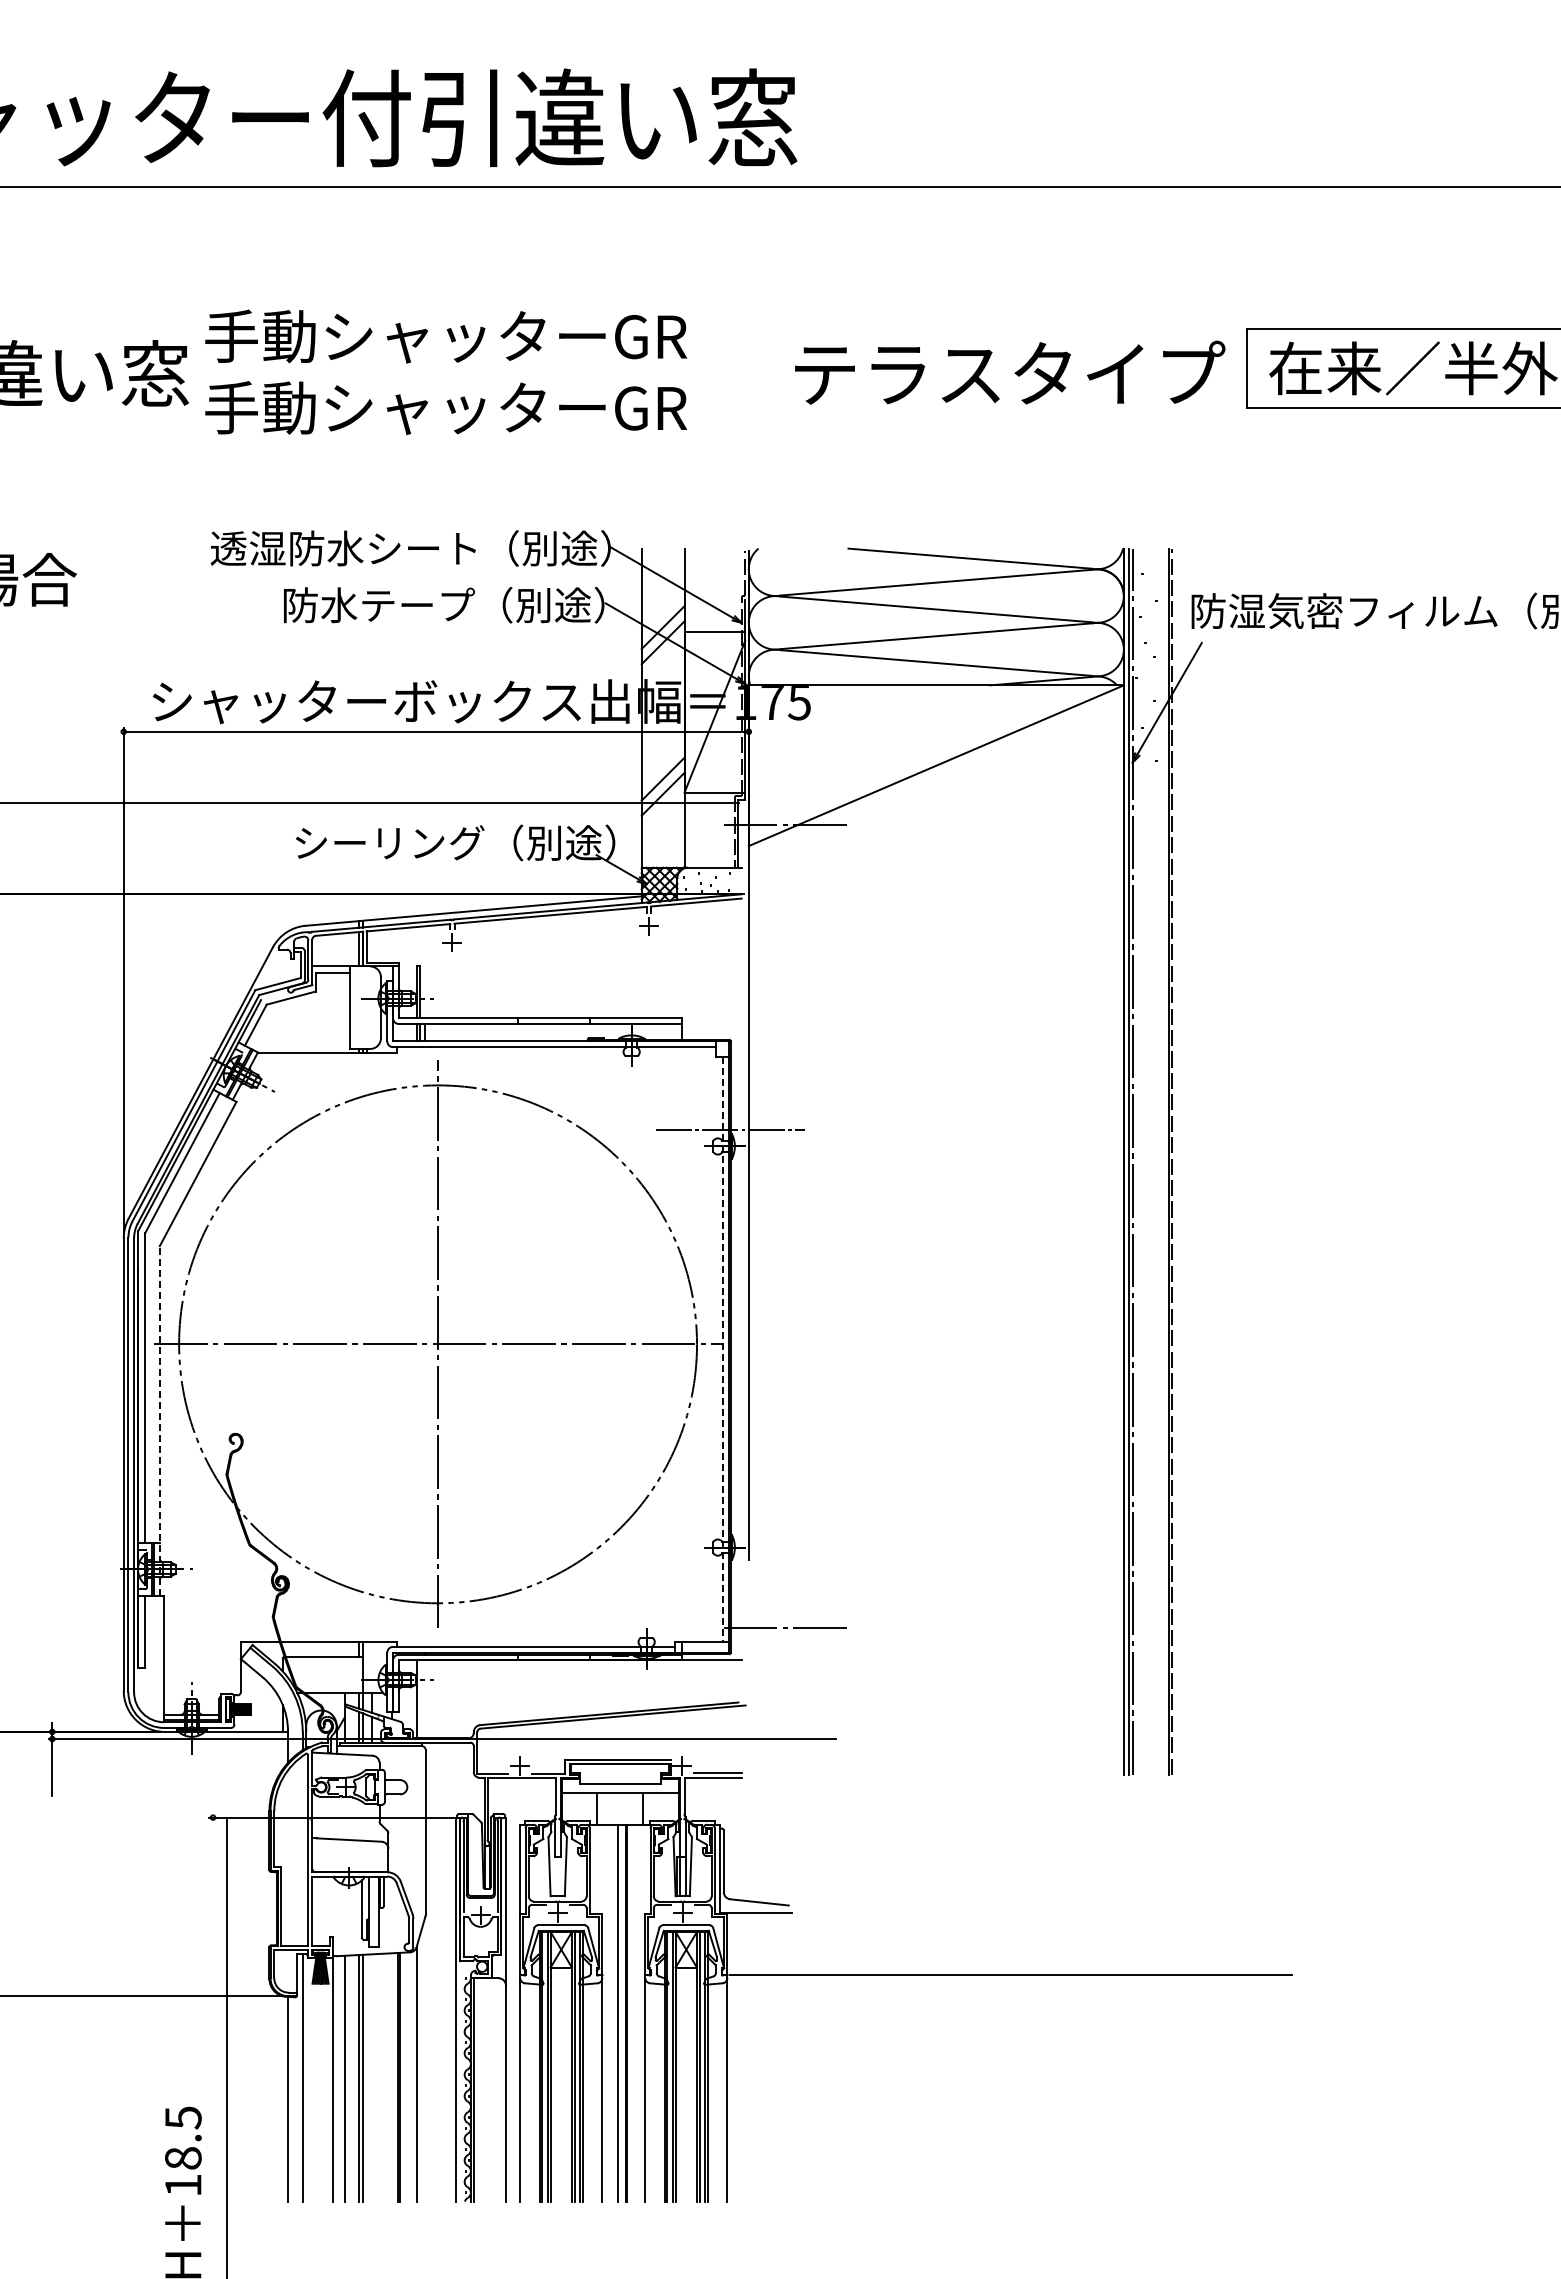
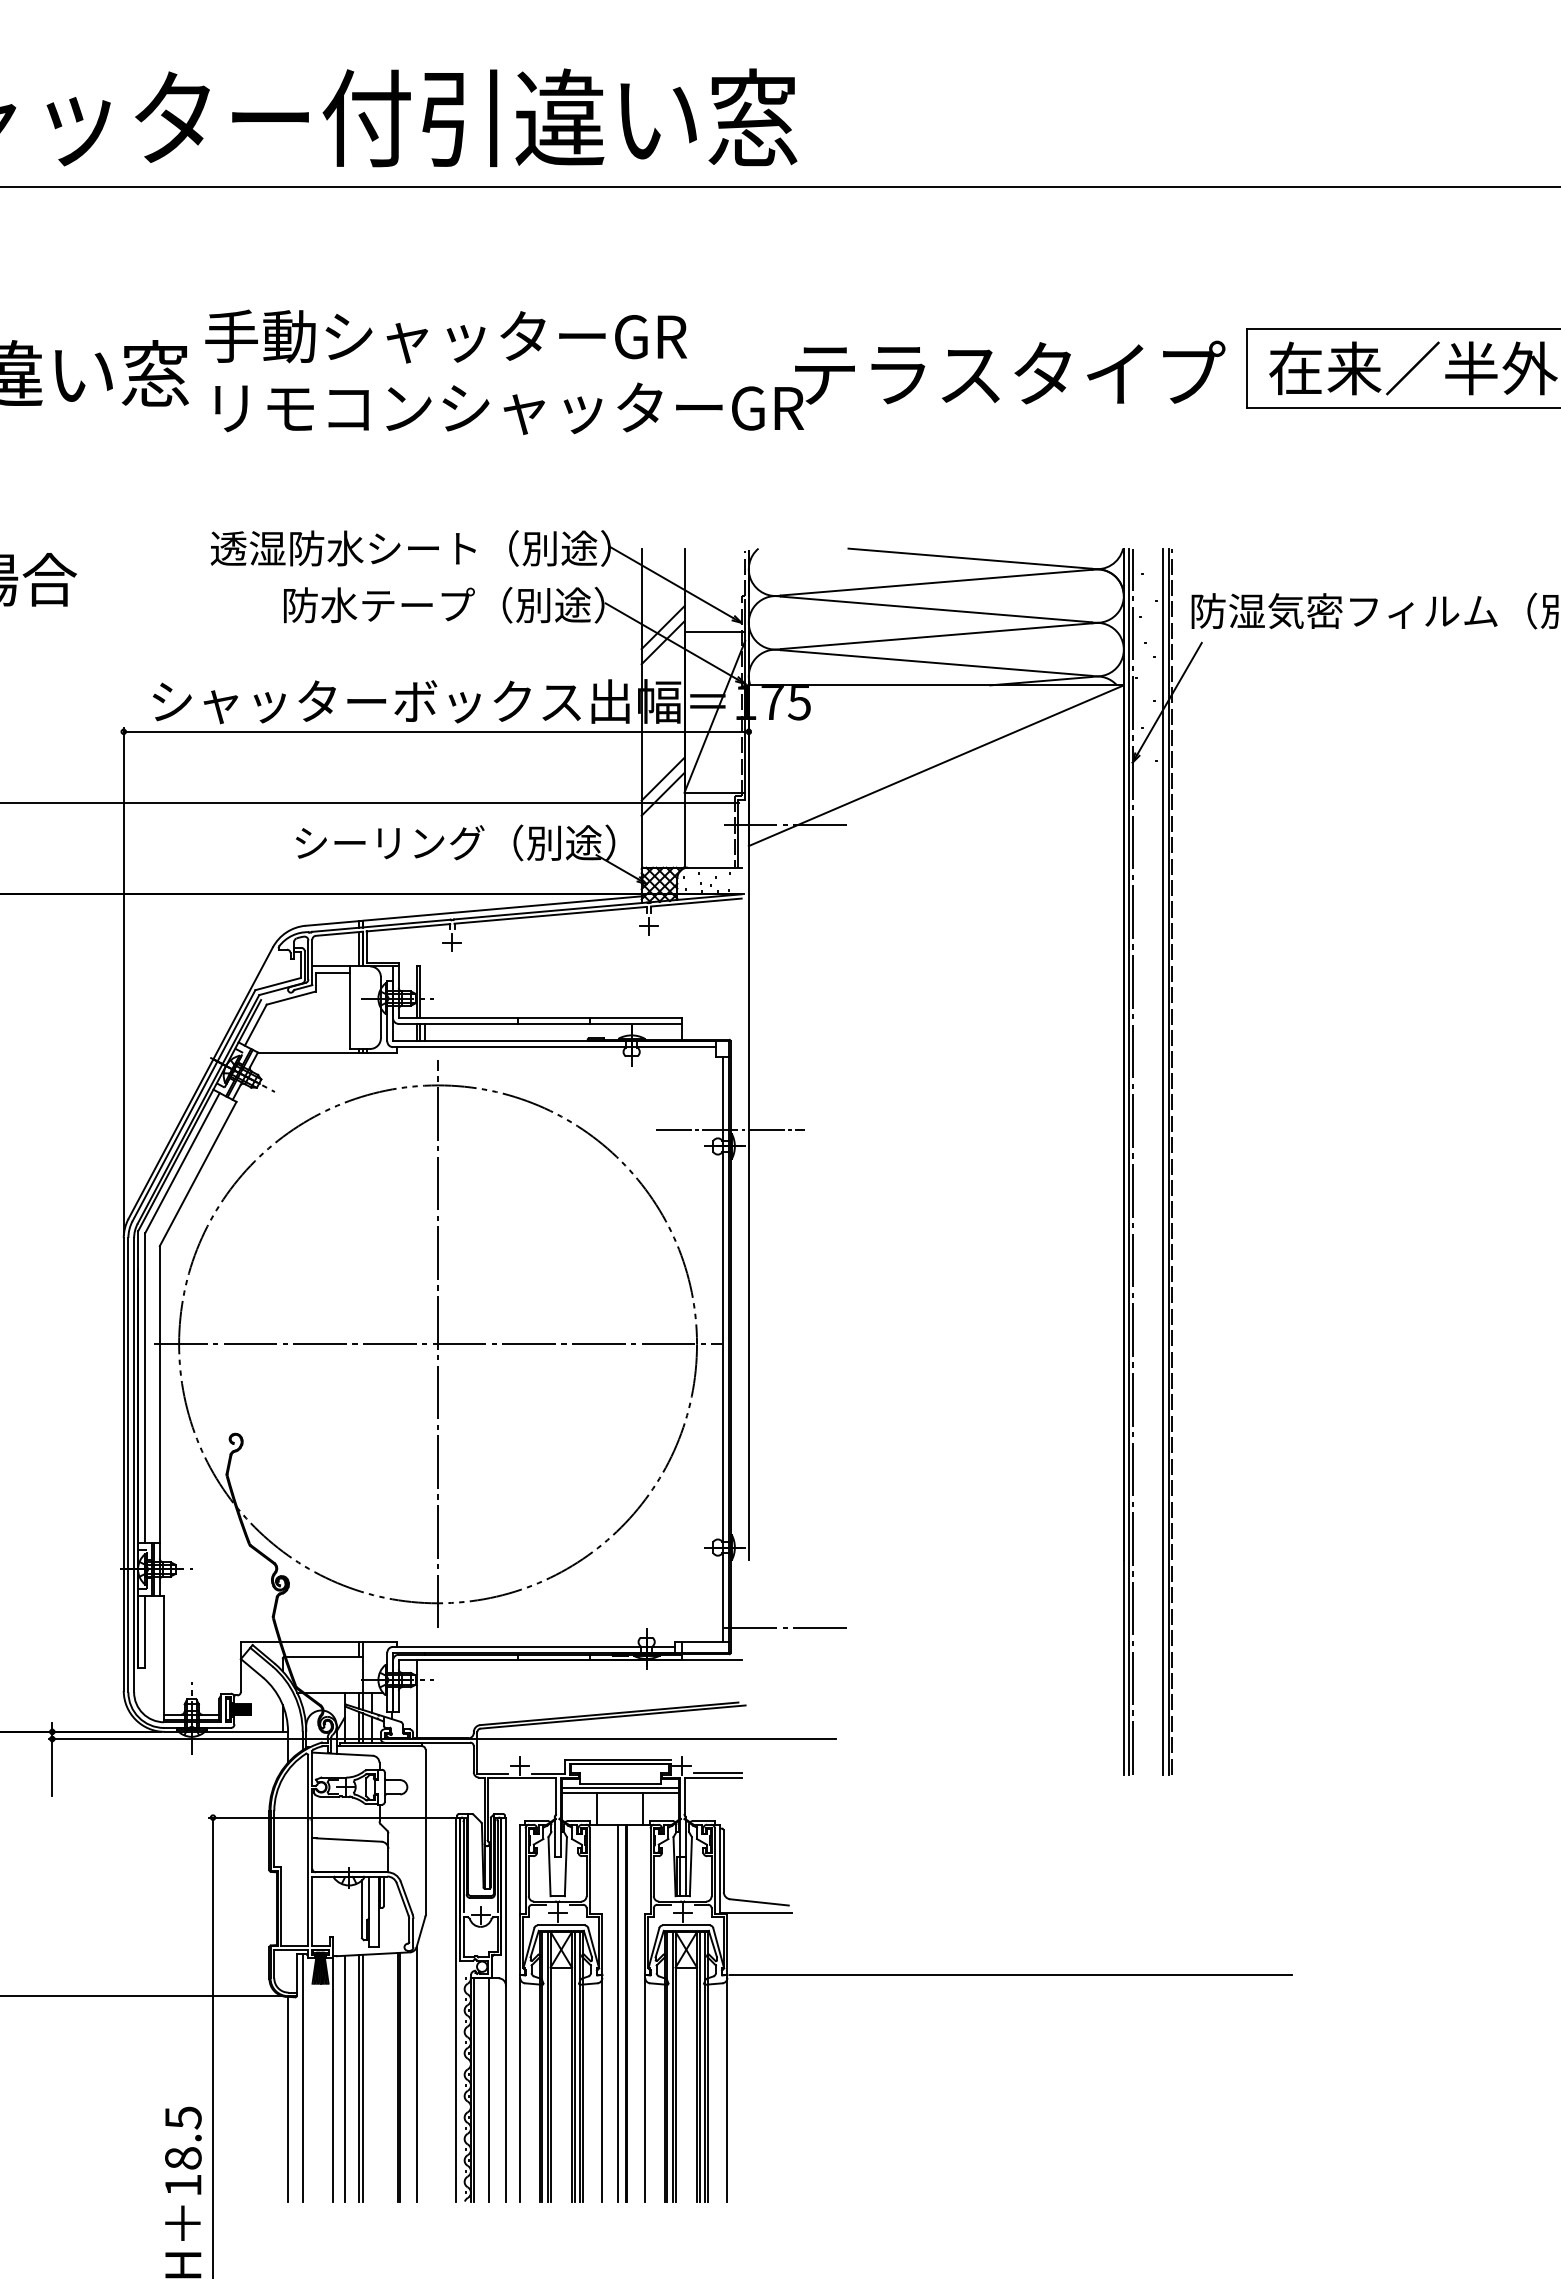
text: 手動シャッターGR -> リモコンシャッターGR (504, 408)
line: none -> present (1163, 1161)
line: dashed -> solid (723, 1349)
line: dashed -> solid (159, 1420)
line: none -> present (619, 1787)
line position: (227, 2046) -> (213, 2046) (213, 2046)
line: none -> present (488, 2089)
